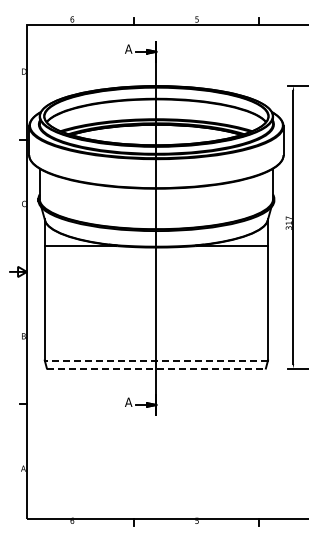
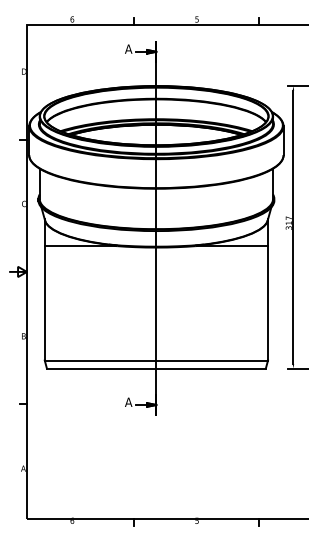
line: dashed -> solid (156, 360)
line: dashed -> solid (156, 368)
